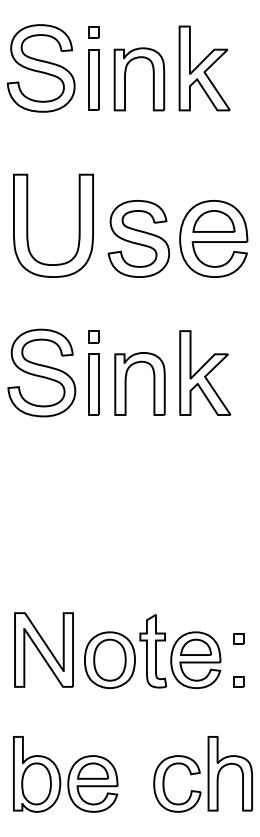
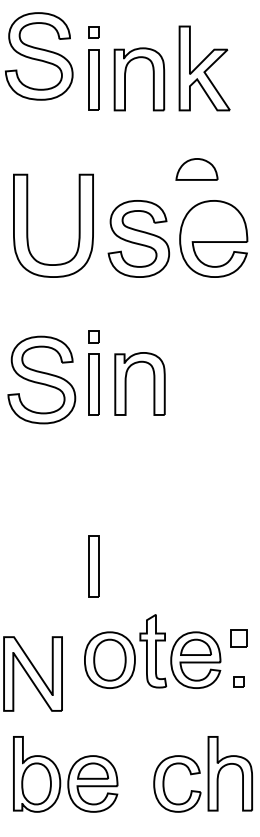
part position: (41, 68) -> (39, 56) (39, 56)
part position: (213, 221) -> (196, 169) (196, 169)
part position: (41, 372) -> (41, 379) (41, 379)
part: present -> none (205, 372)
part: none -> present (93, 566)
part size: 12x12 px -> 18x19 px (238, 638)
part position: (43, 649) -> (32, 673) (32, 673)
